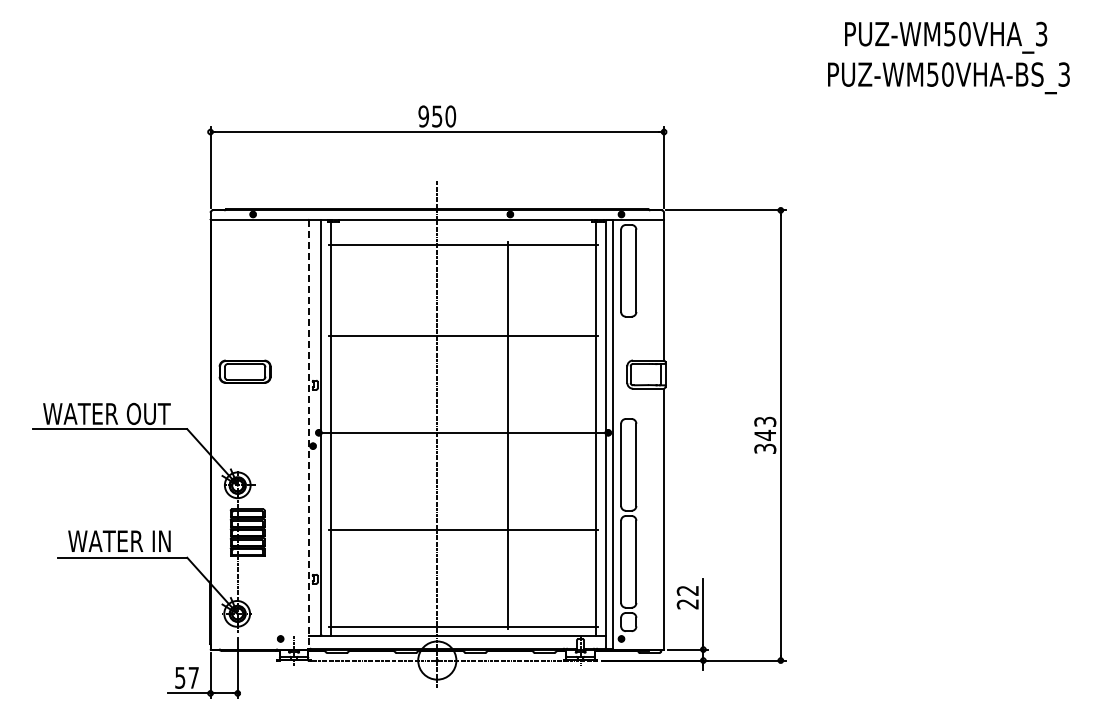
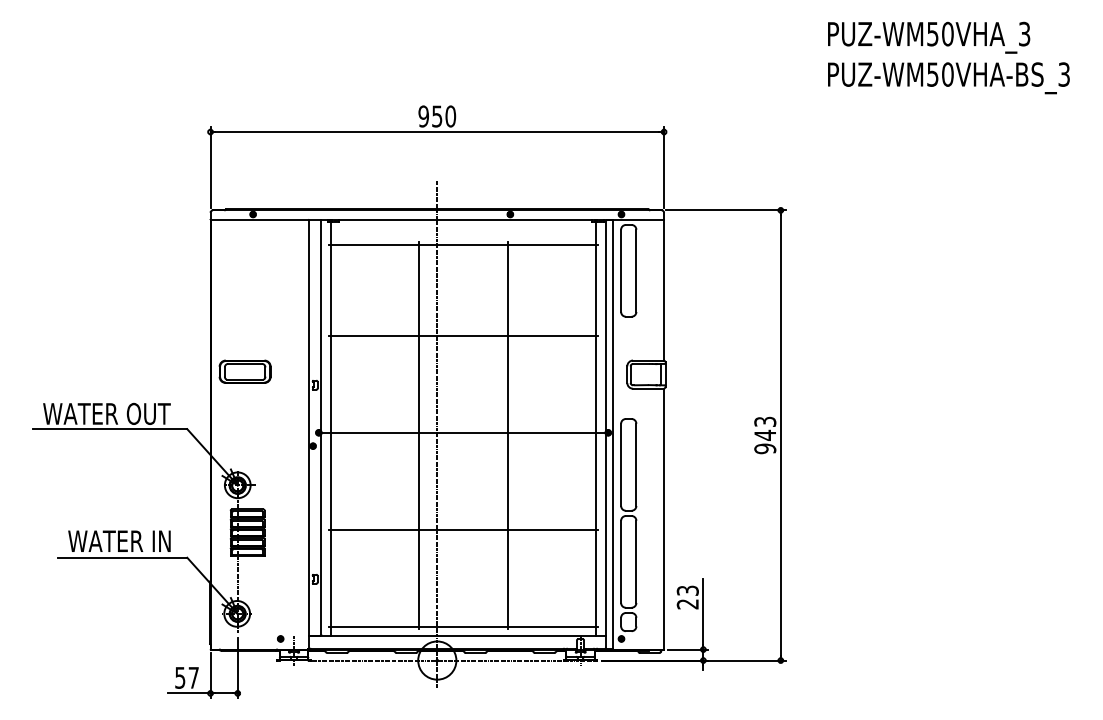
text position: (946, 37) -> (929, 37) (929, 37)
line: dashed -> solid (308, 434)
line: none -> present (419, 435)
text: 343 -> 943 (765, 448)
text: 22 -> 23 (687, 590)
